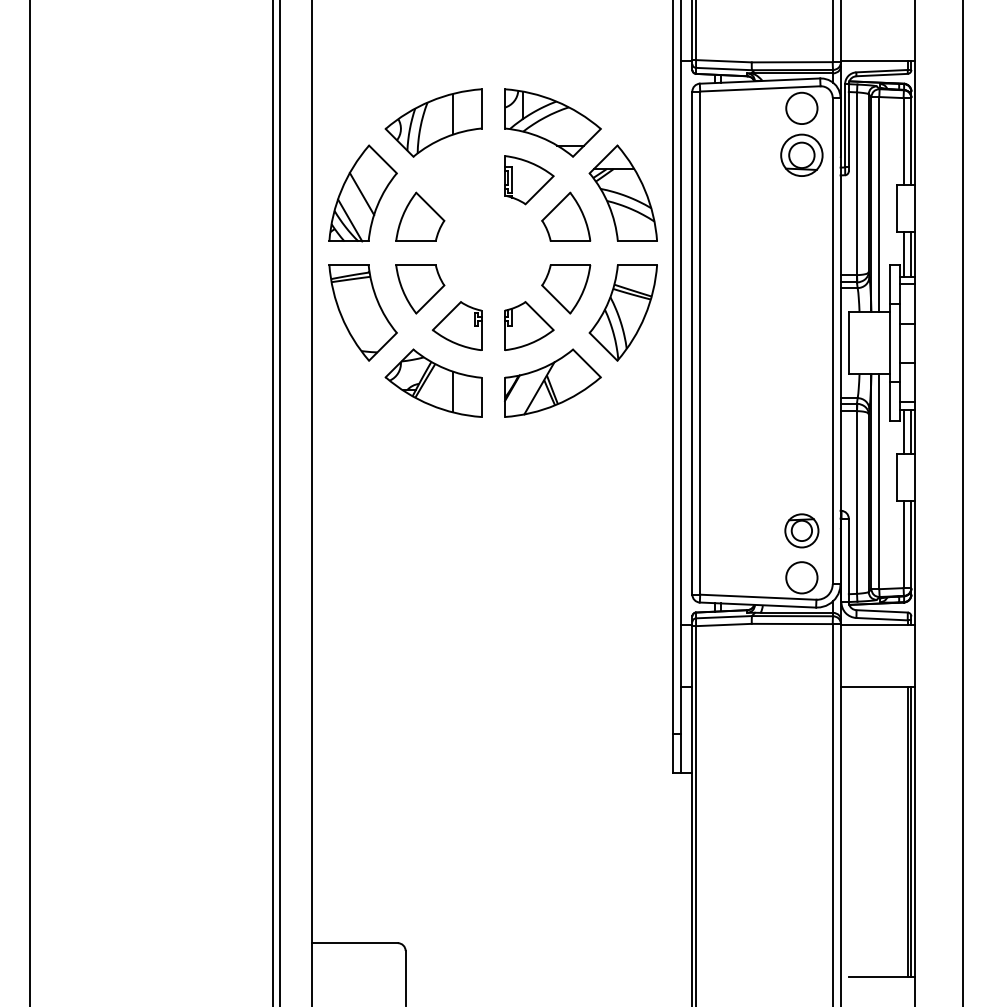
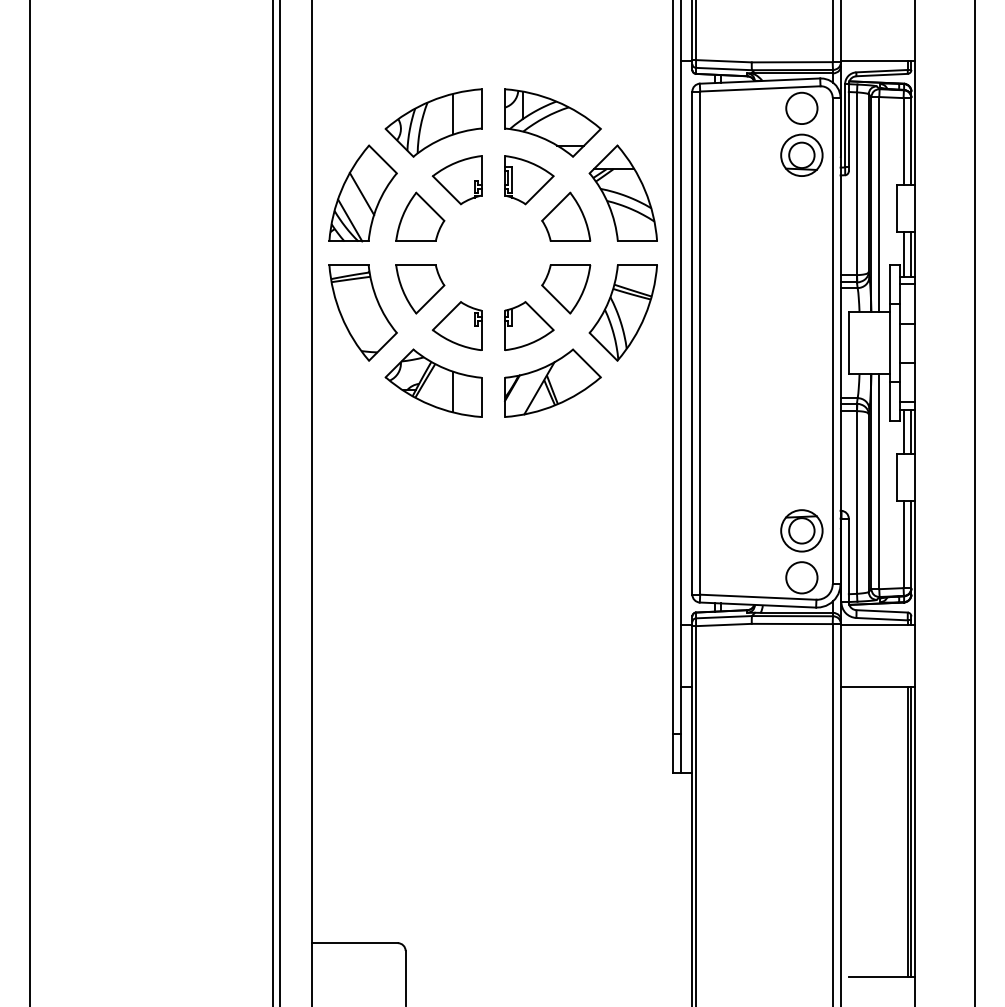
part: none -> present (456, 180)
line position: (962, 502) -> (974, 502) (974, 502)
part size: 36x36 px -> 44x44 px (801, 530)
